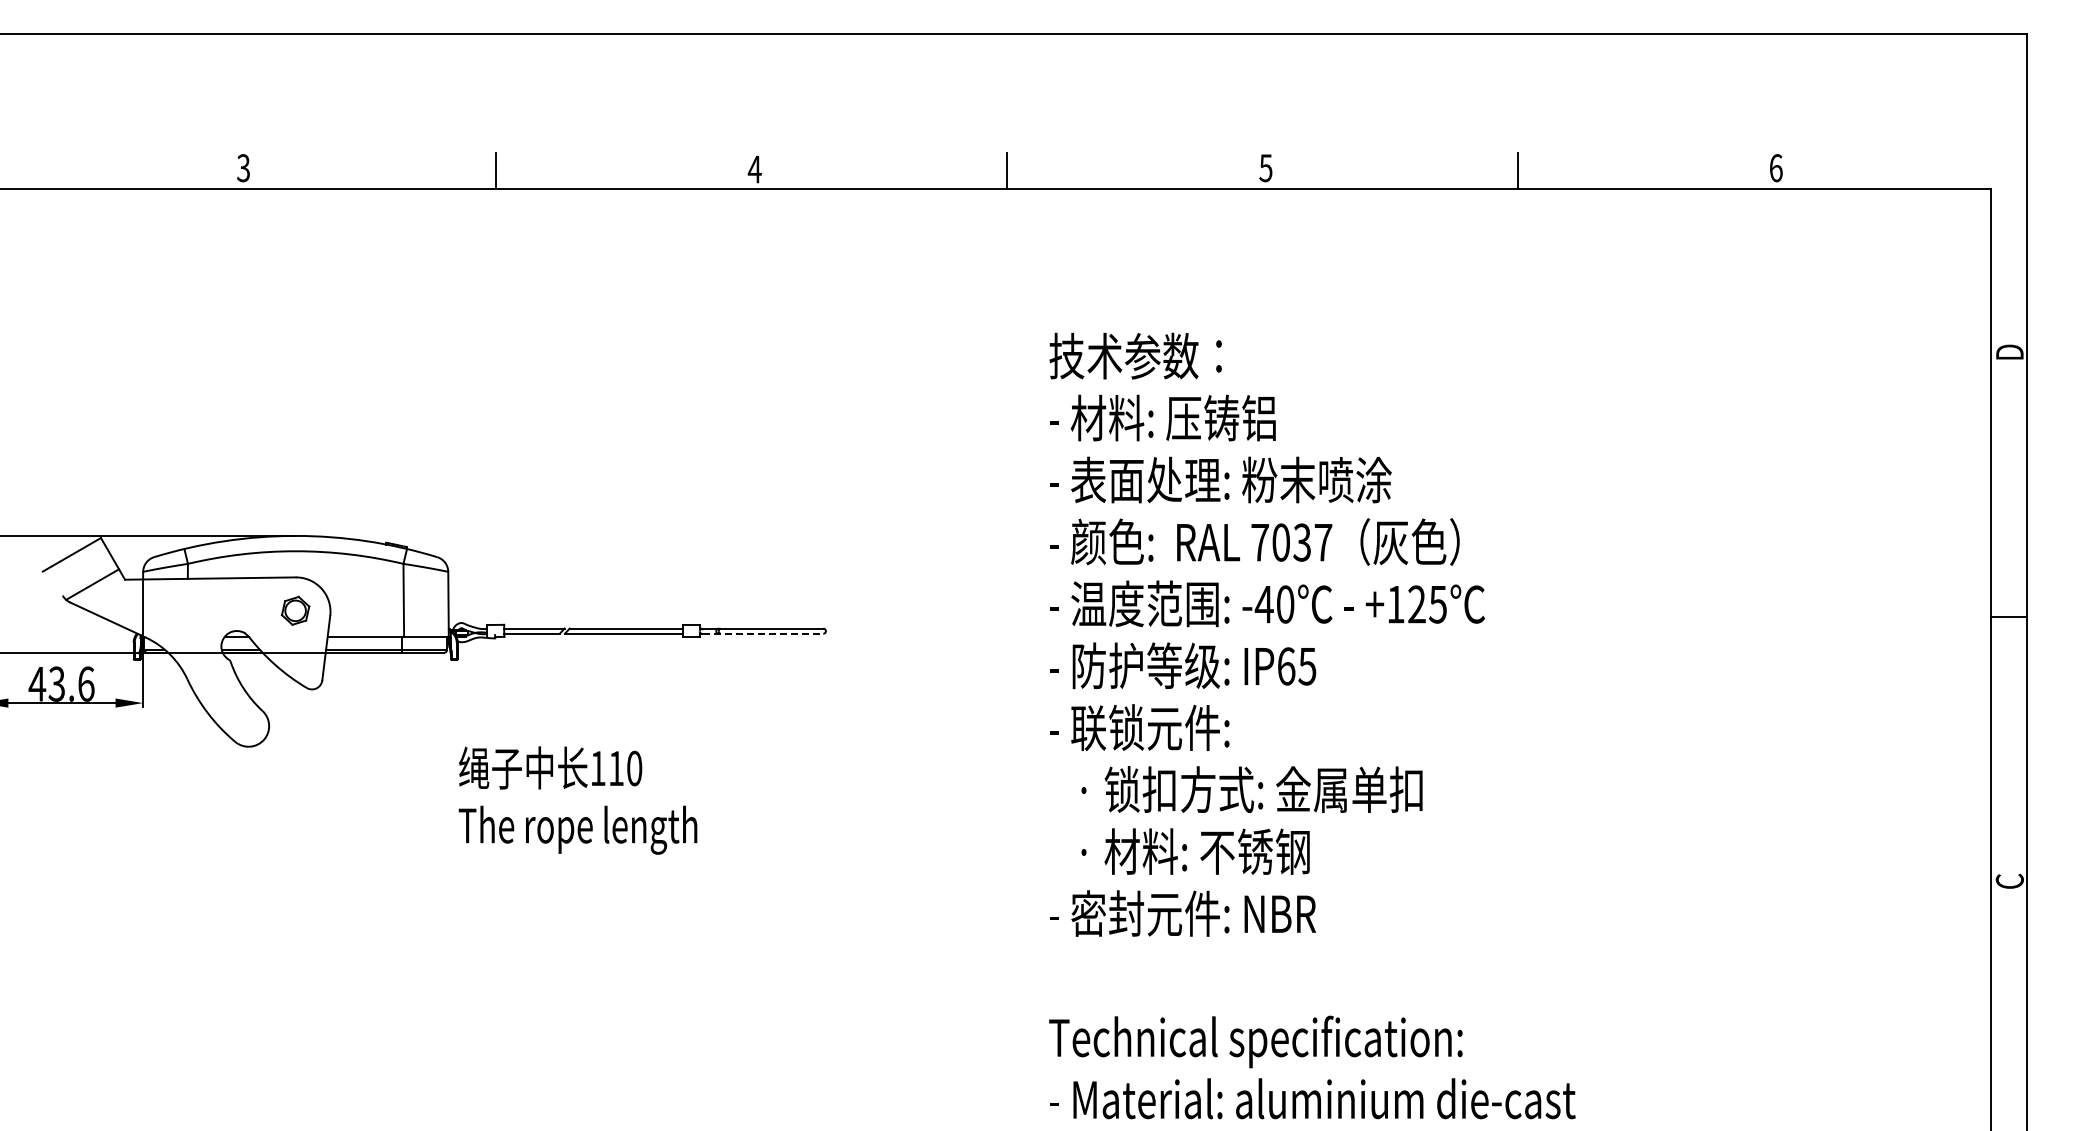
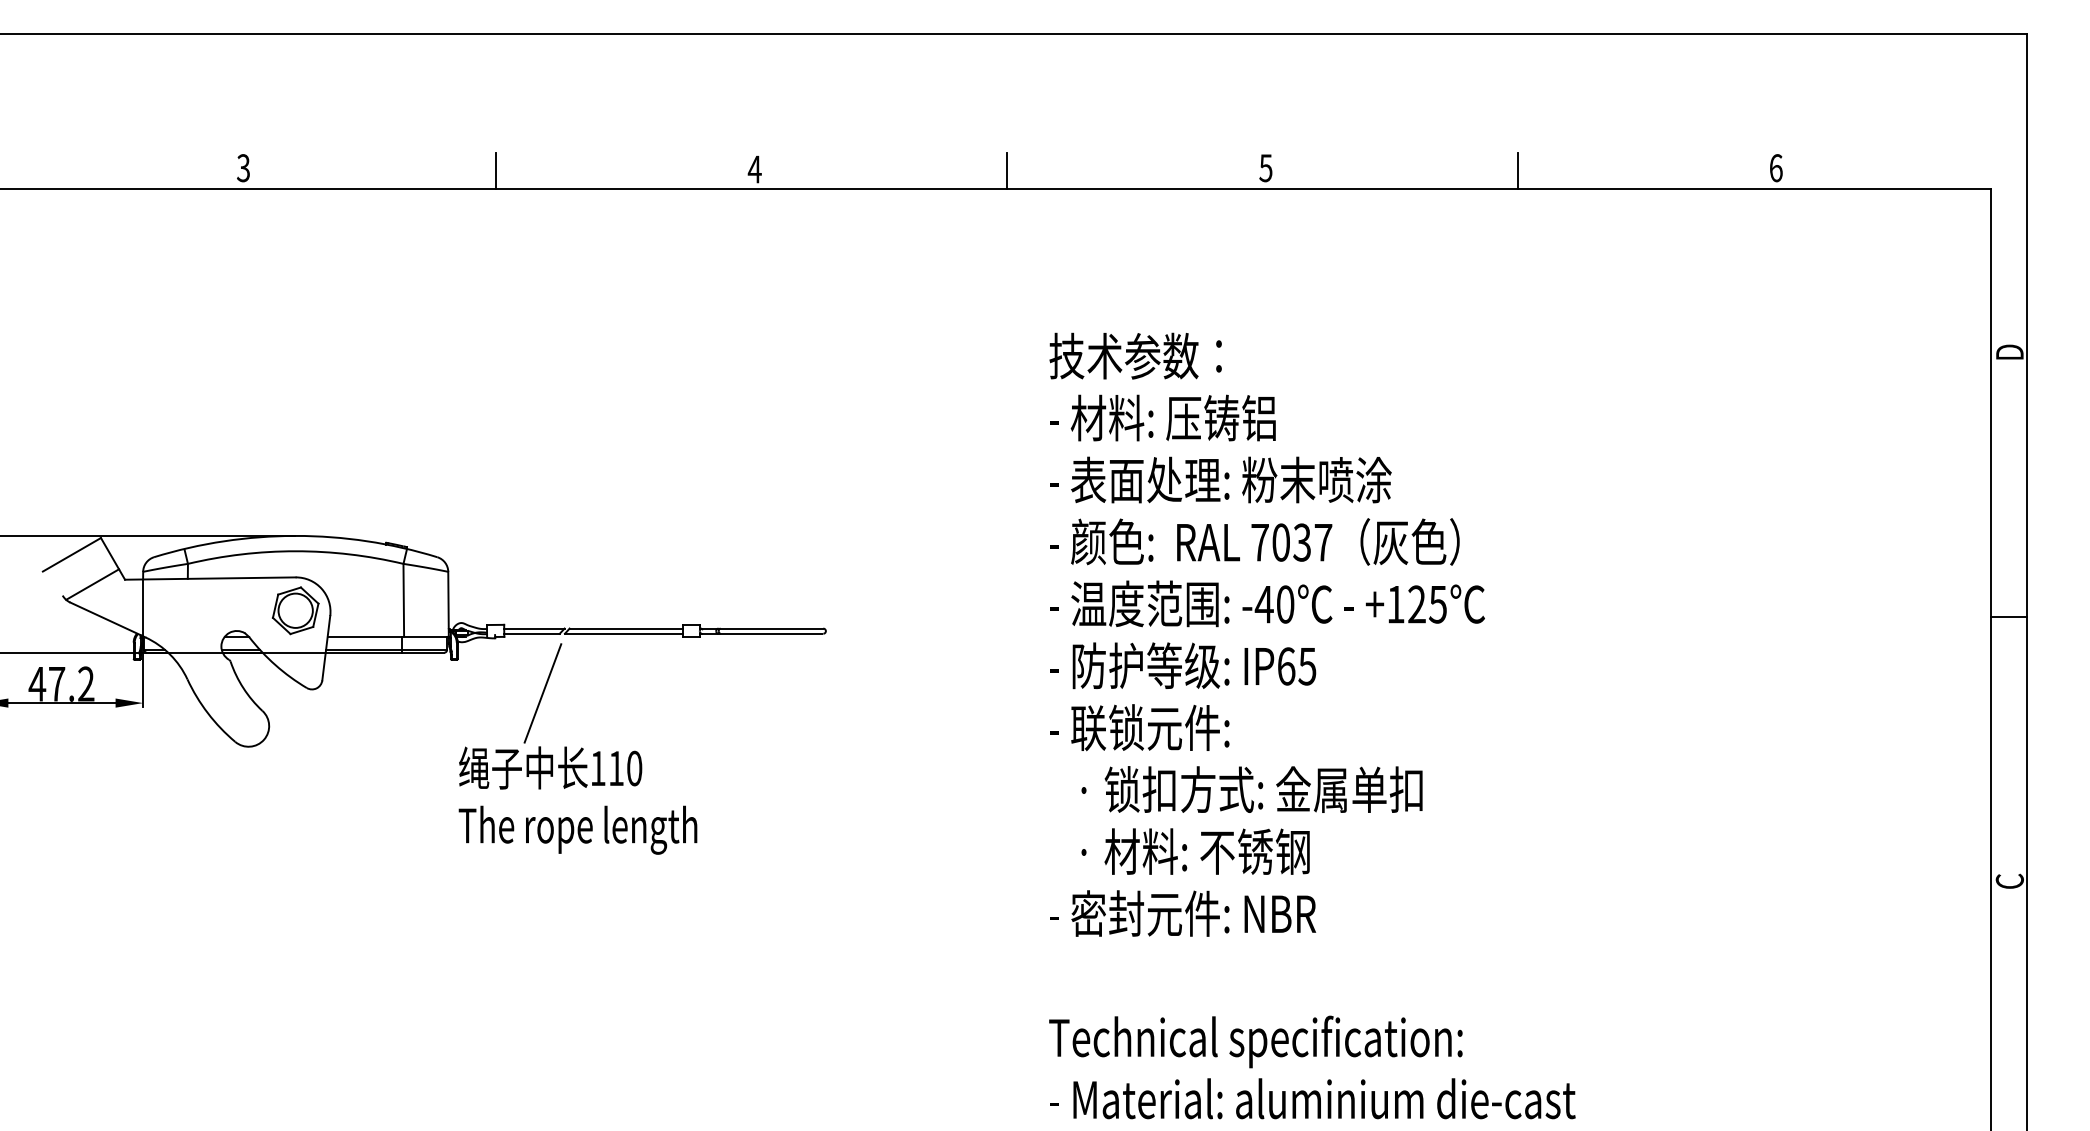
part size: 31x31 px -> 49x50 px (295, 610)
line: dashed -> solid (761, 633)
text: 43.6 -> 47.2 (71, 683)
line: none -> present (542, 693)
